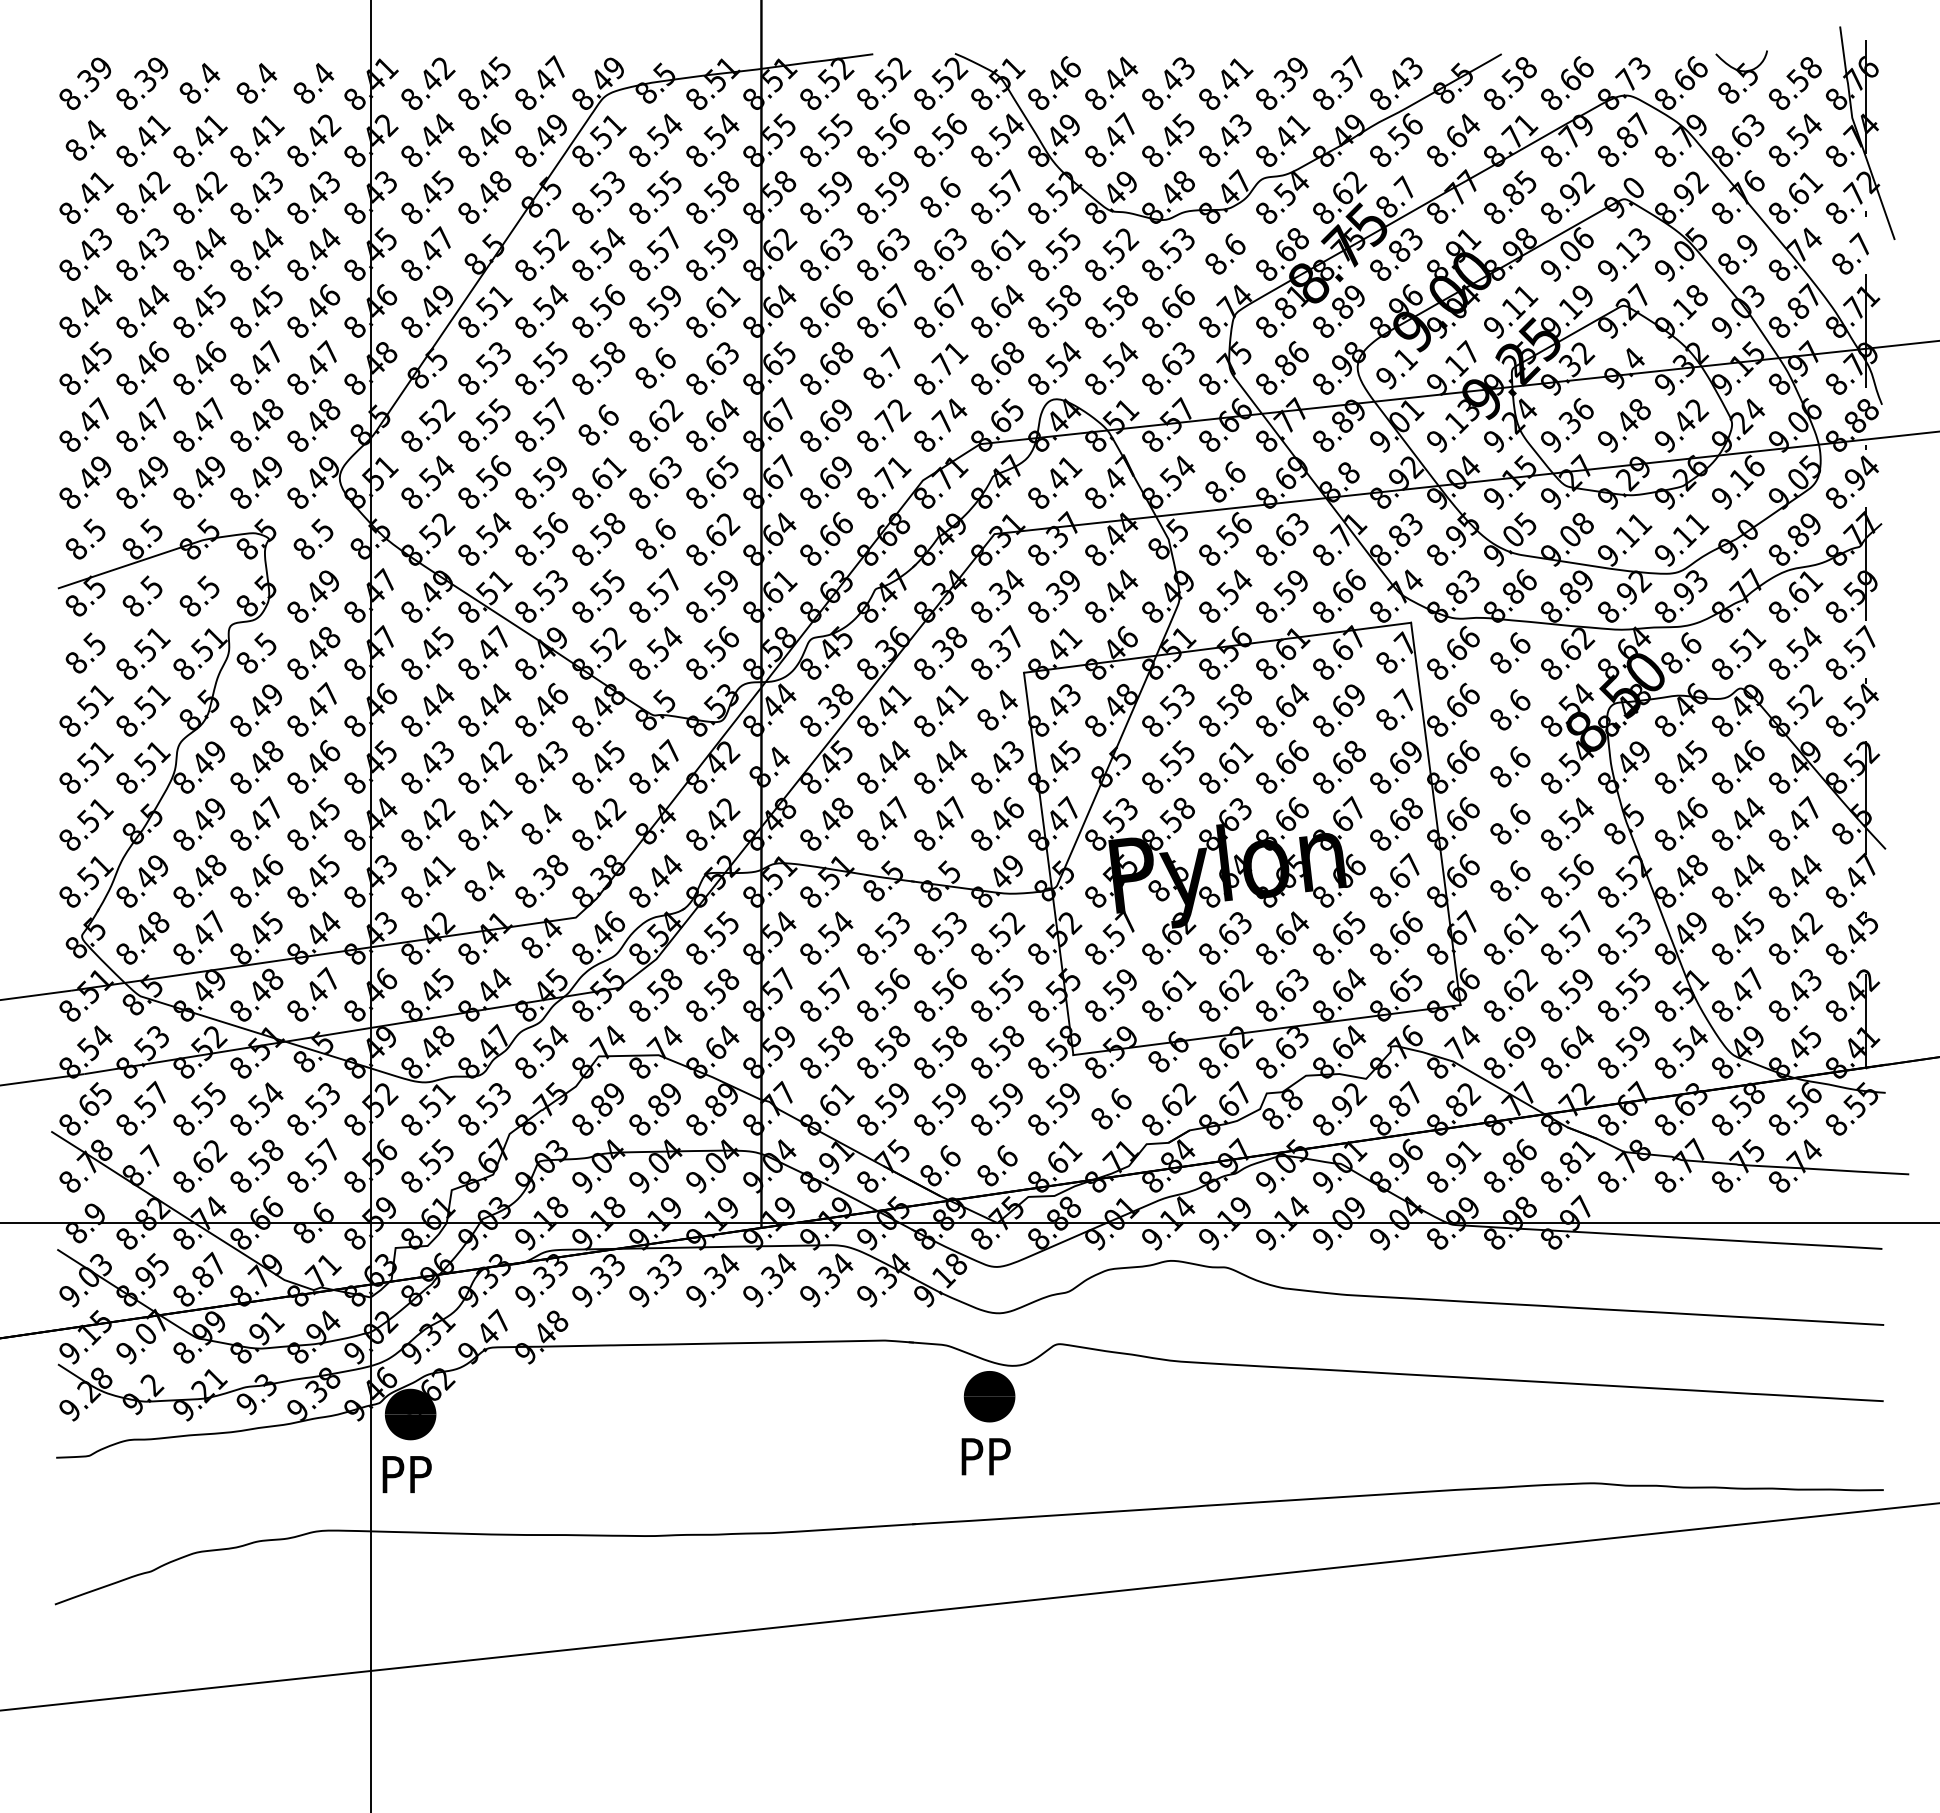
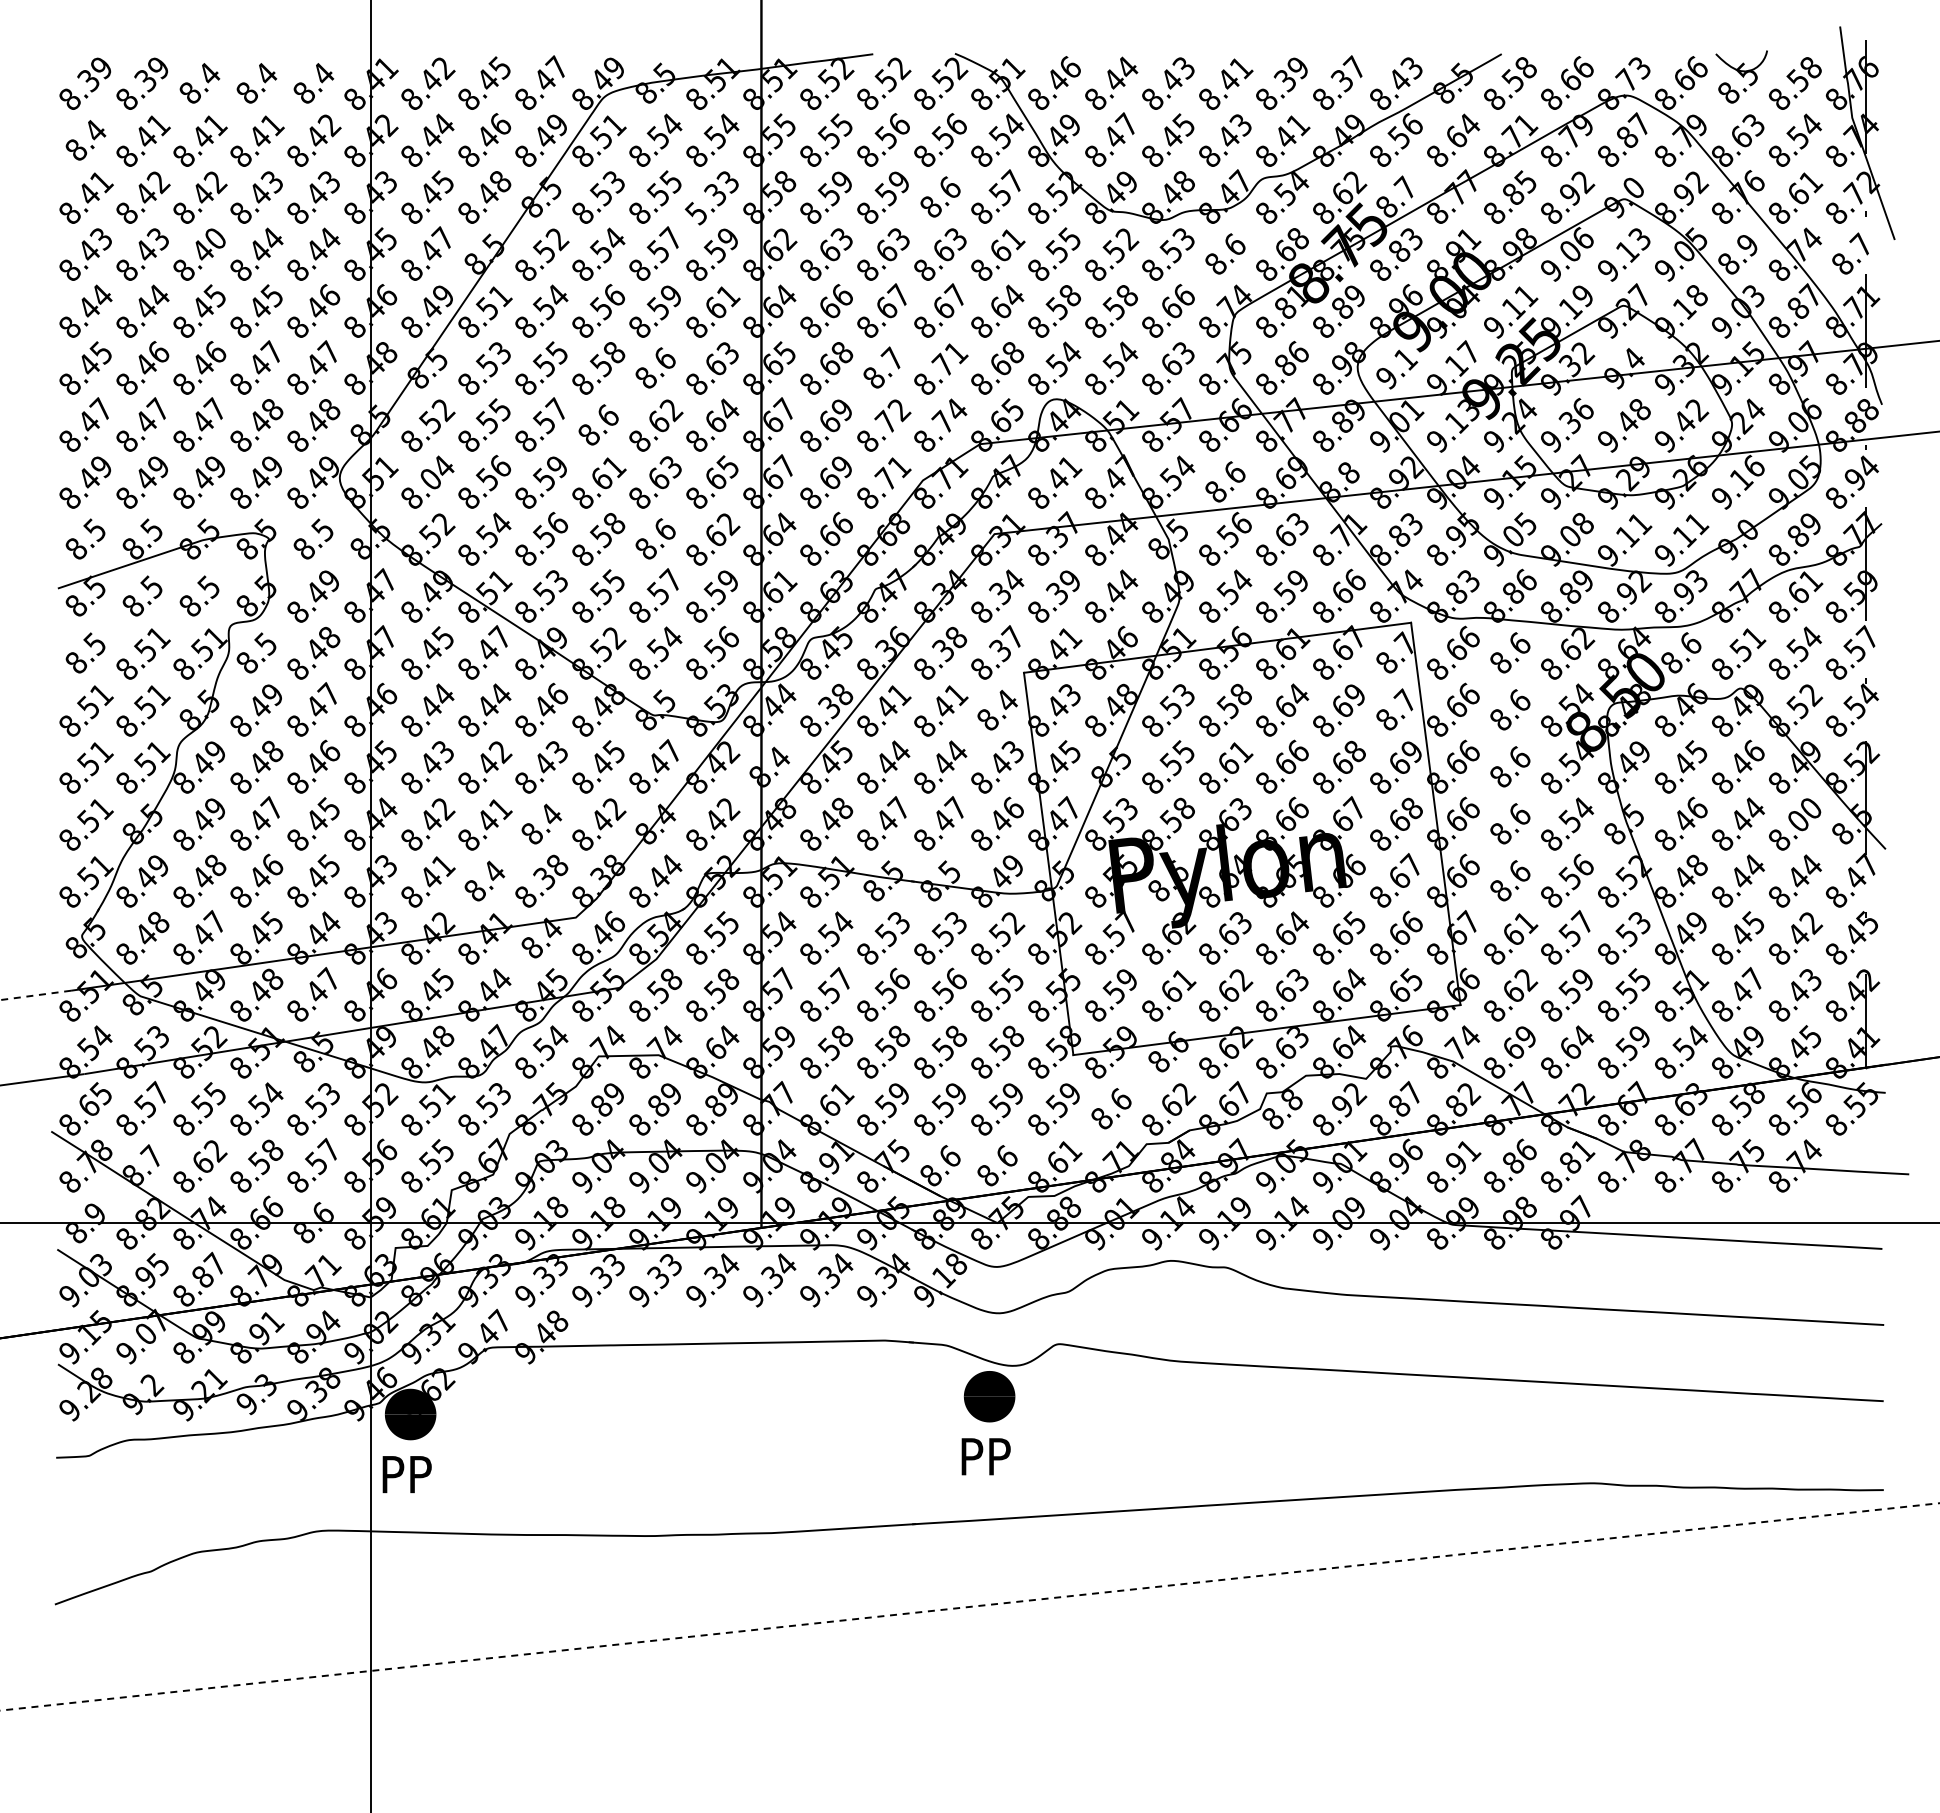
text: 8.58 -> 5.33 (711, 198)
text: 8.44 -> 8.40 (215, 237)
text: 8.54 -> 8.04 (429, 479)
text: 8.47 -> 8.00 (1804, 813)
line: solid -> dashed (35, 995)
line: solid -> dashed (969, 1606)
